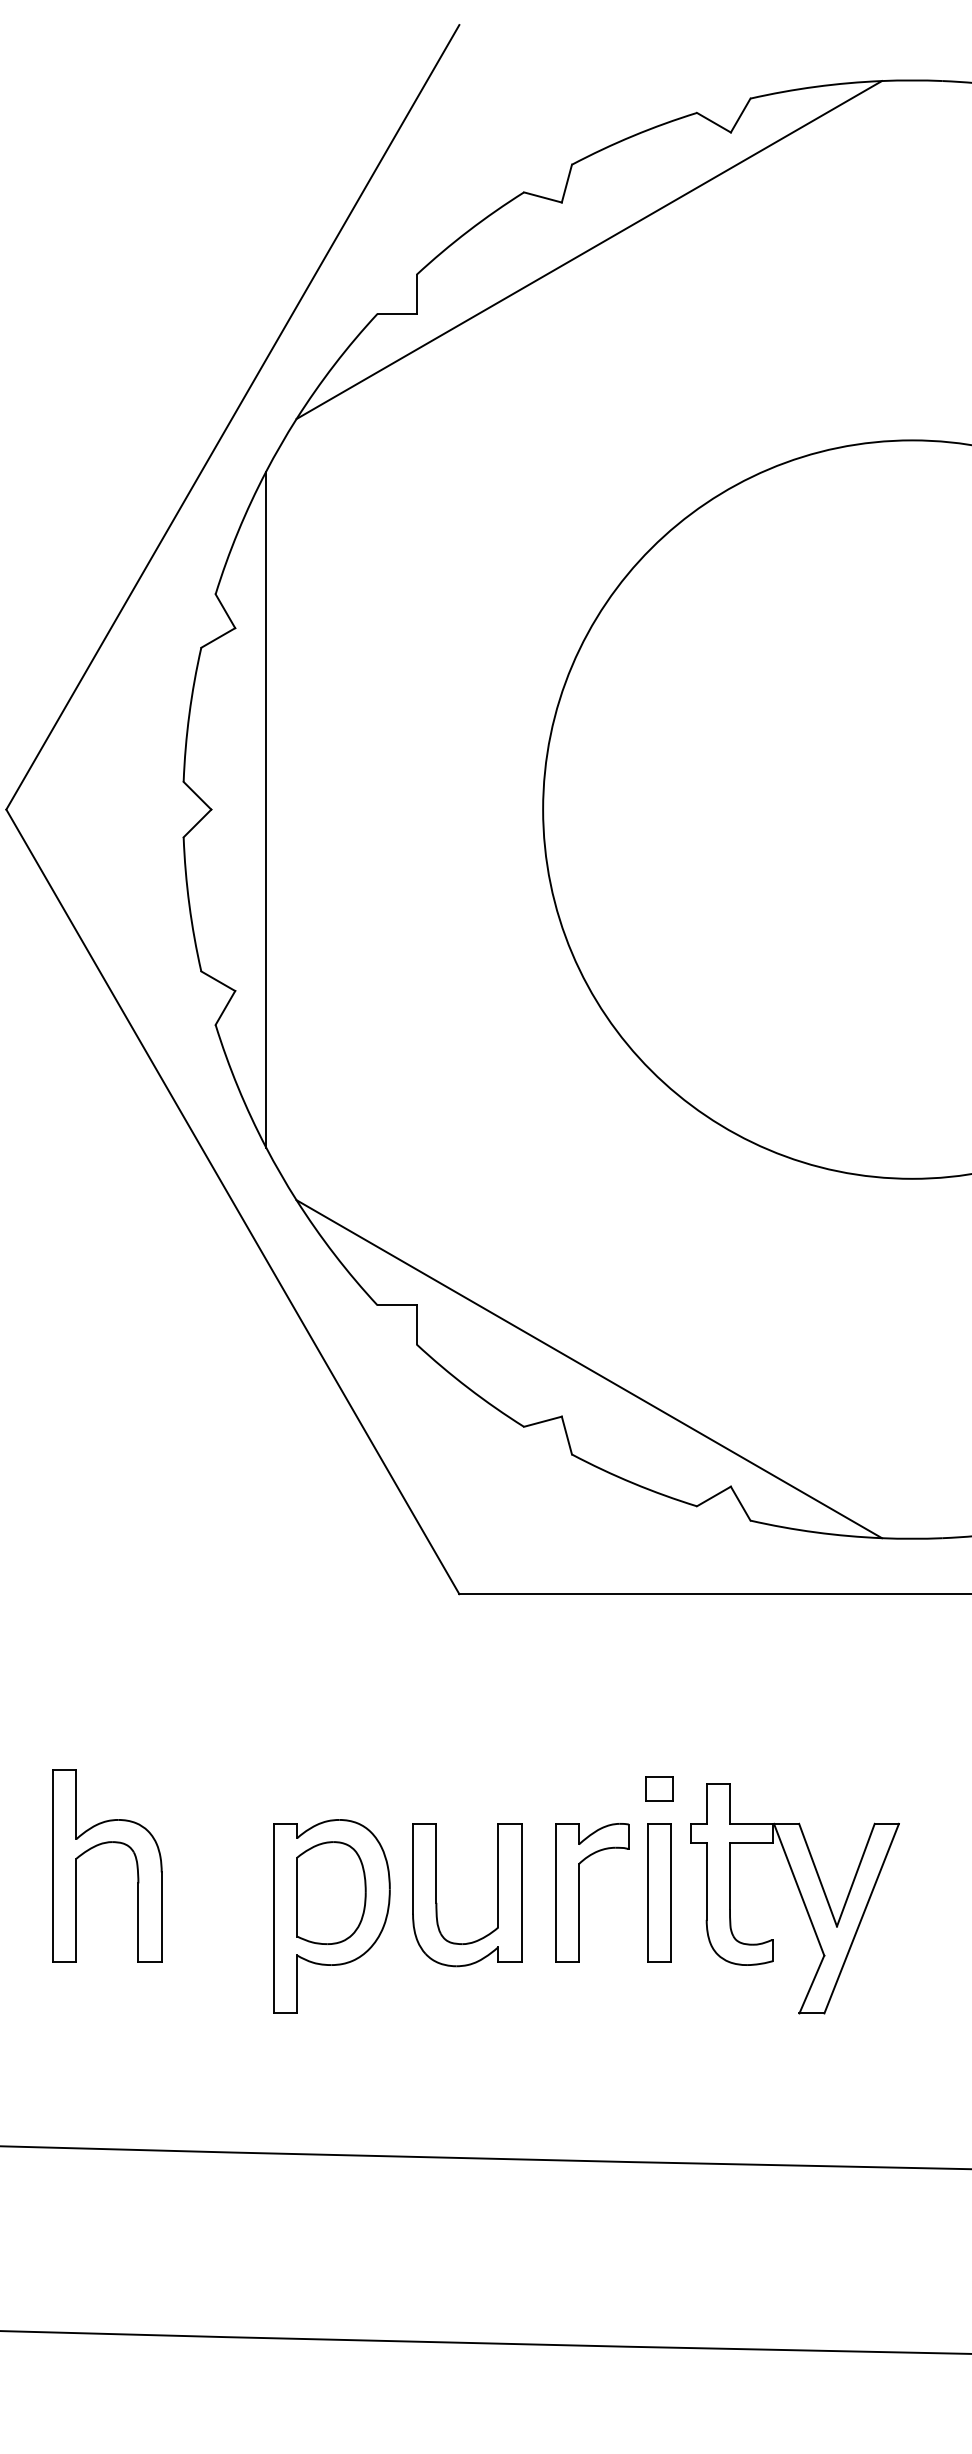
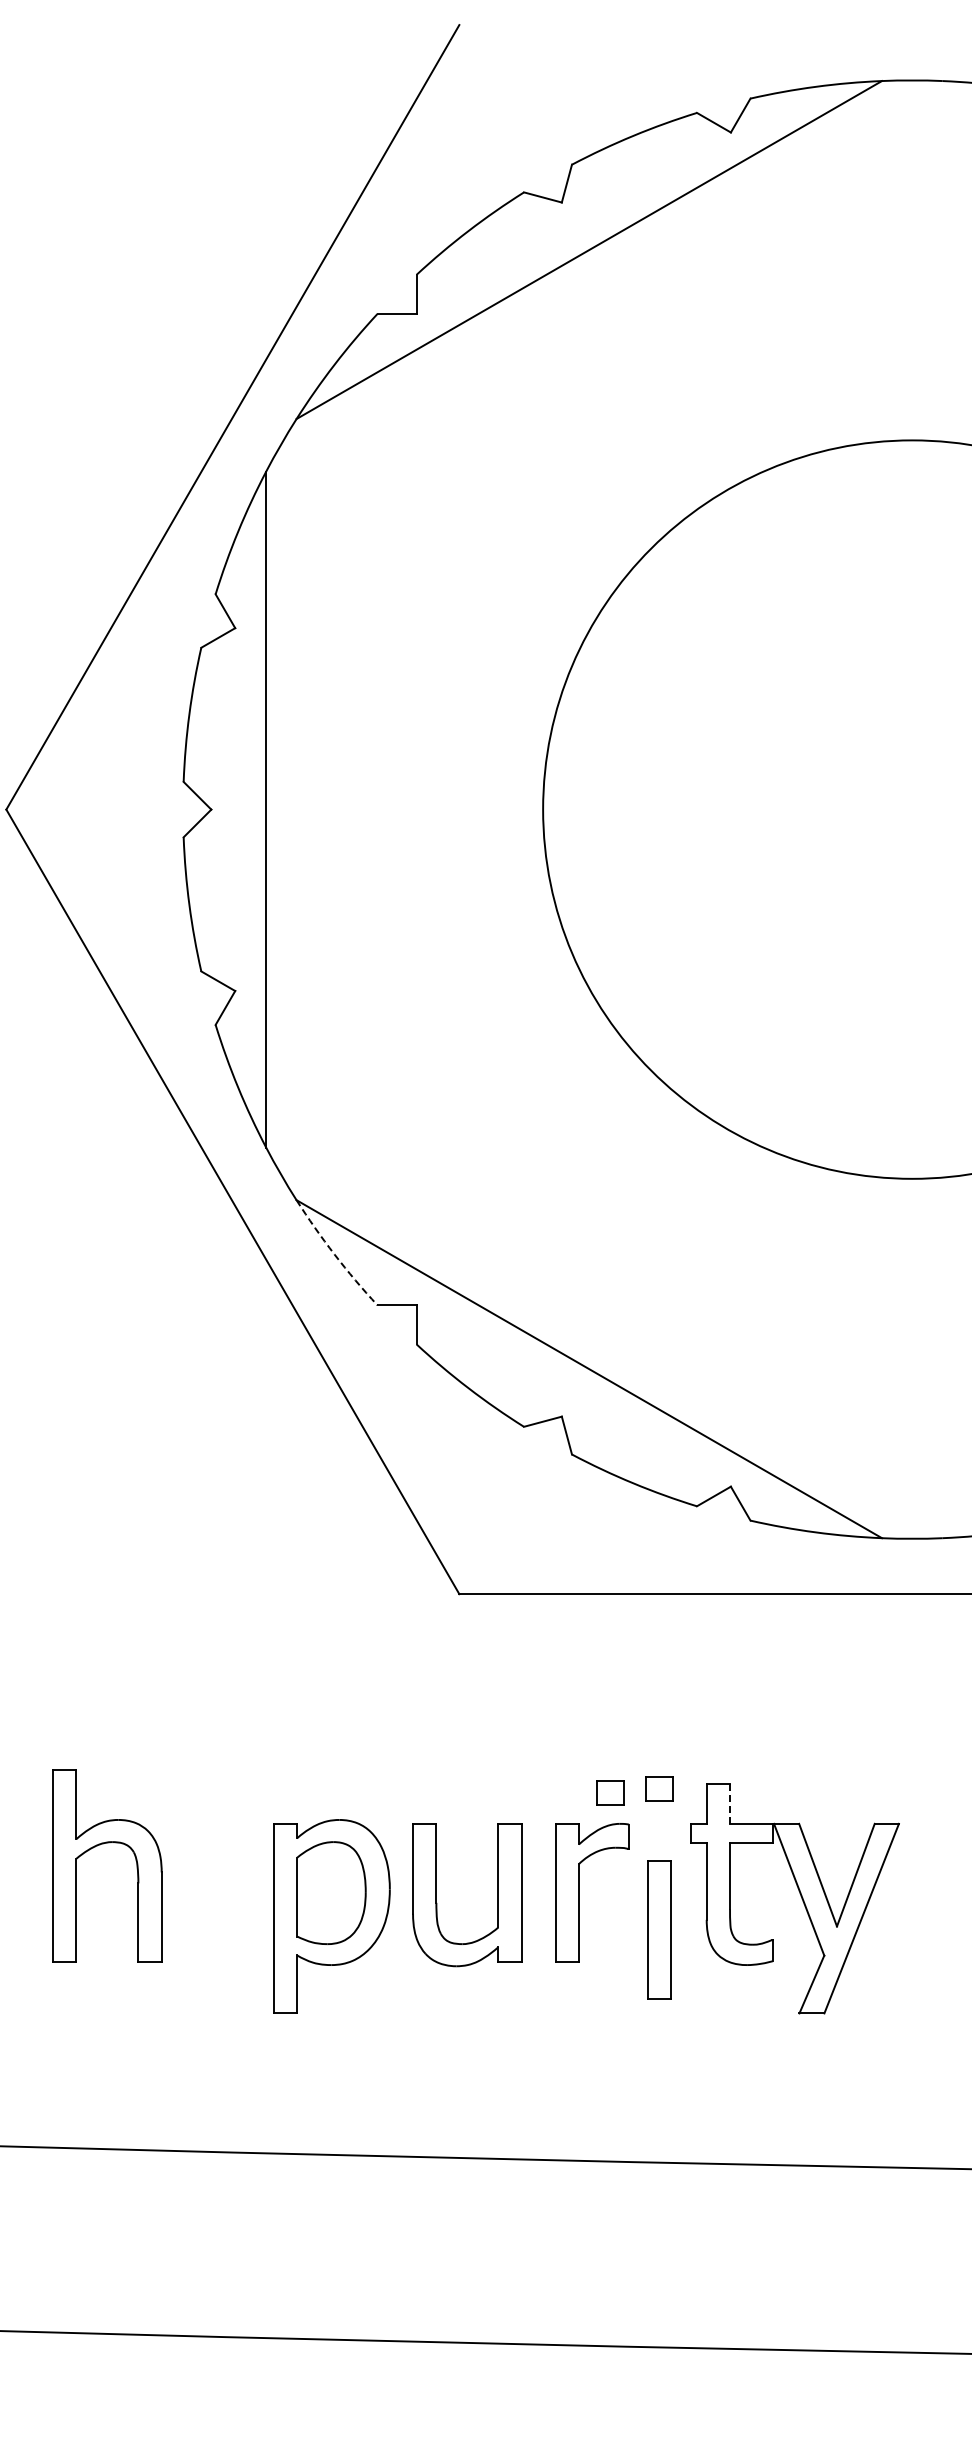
arc: solid -> dashed (334, 1254)
part: none -> present (610, 1792)
line: solid -> dashed (730, 1803)
part position: (659, 1892) -> (659, 1929) (659, 1929)
